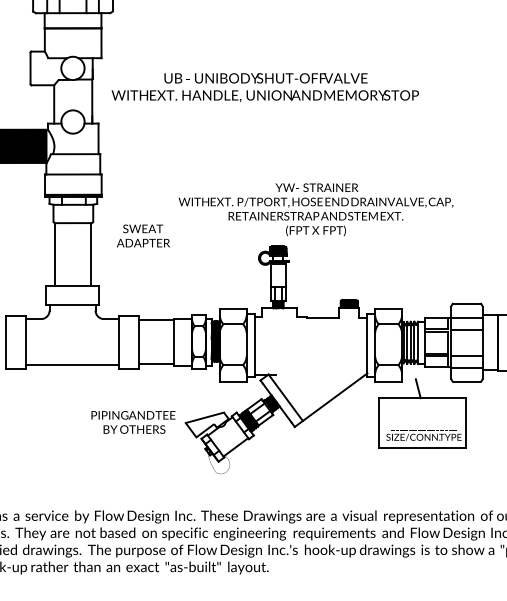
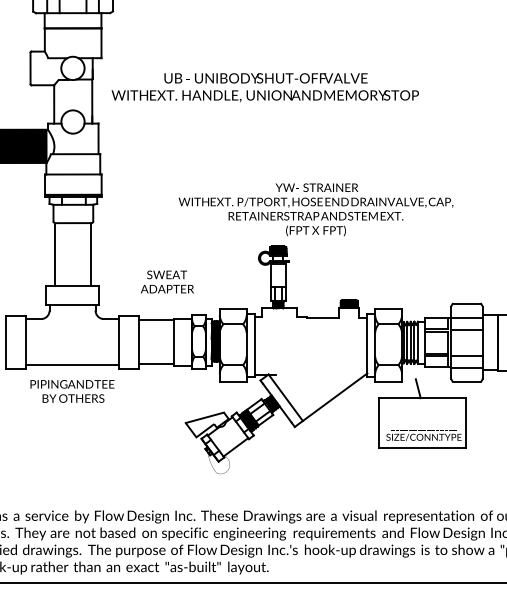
text position: (143, 235) -> (167, 281) (167, 281)
text position: (133, 422) -> (72, 391) (72, 391)
line: none -> present (252, 582)
